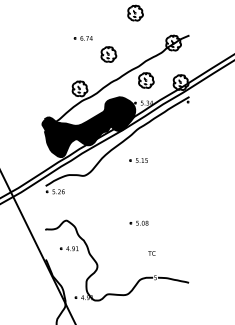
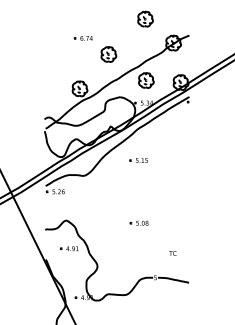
part position: (135, 12) -> (145, 18) (145, 18)
fill: present -> none (88, 127)
text position: (151, 253) -> (172, 253) (172, 253)
